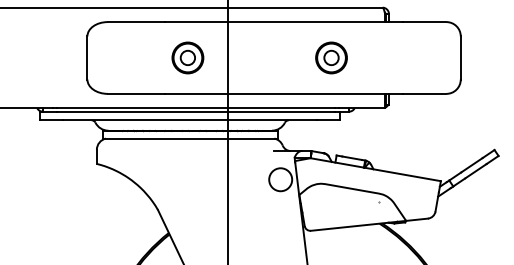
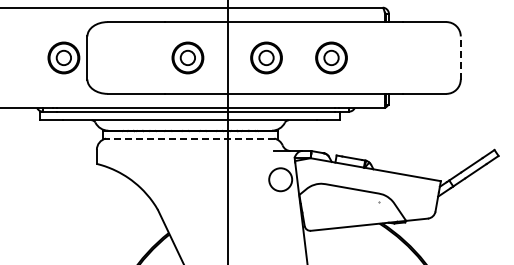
part: none -> present (63, 57)
part: none -> present (266, 57)
line: solid -> dashed (460, 57)
line: solid -> dashed (190, 138)
